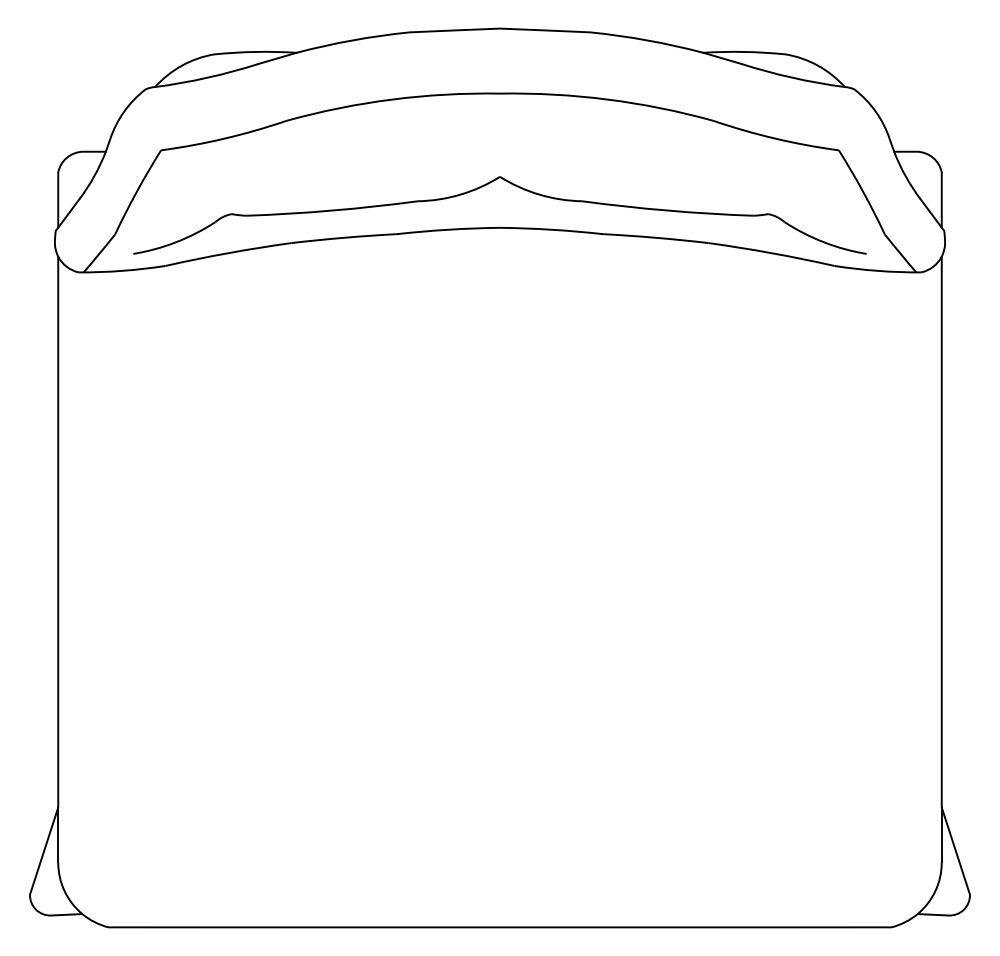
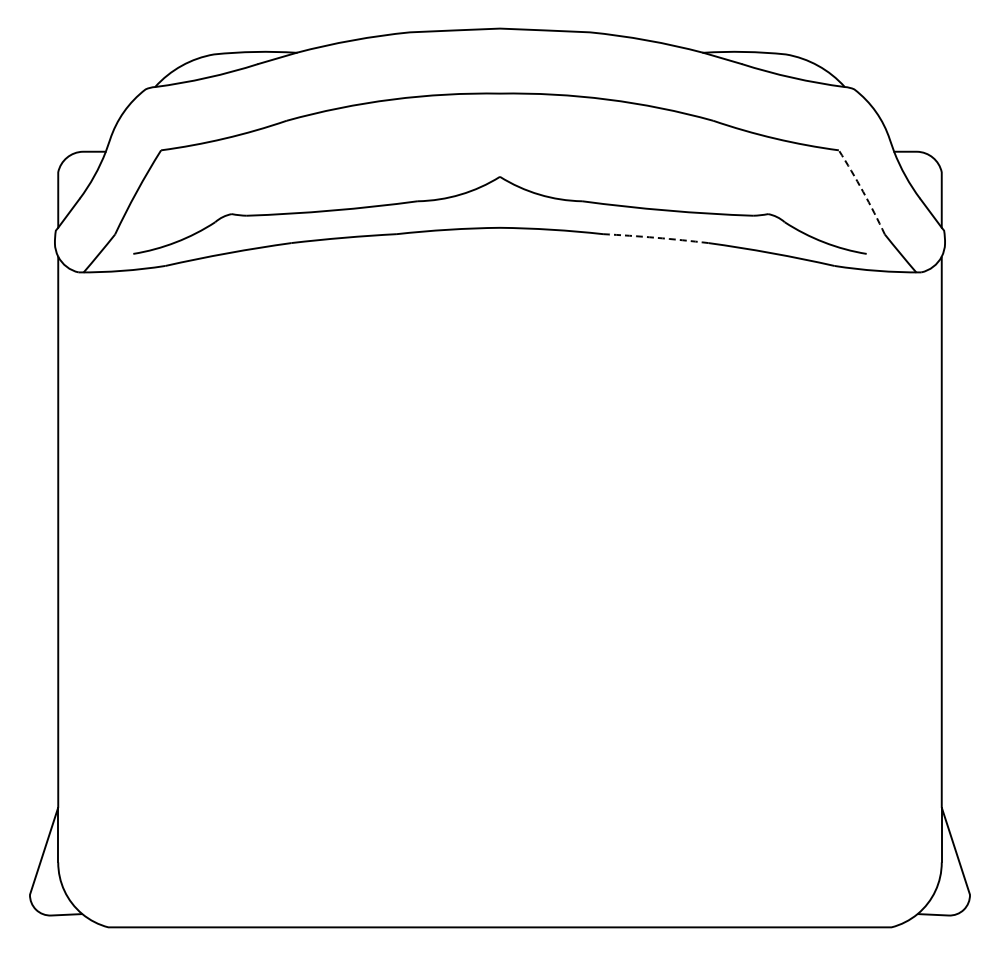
arc: solid -> dashed (863, 191)
arc: solid -> dashed (655, 237)
